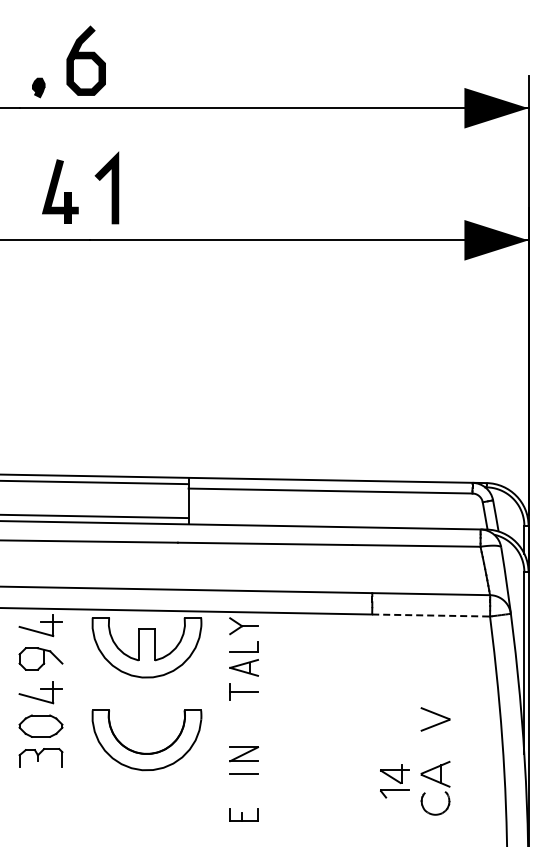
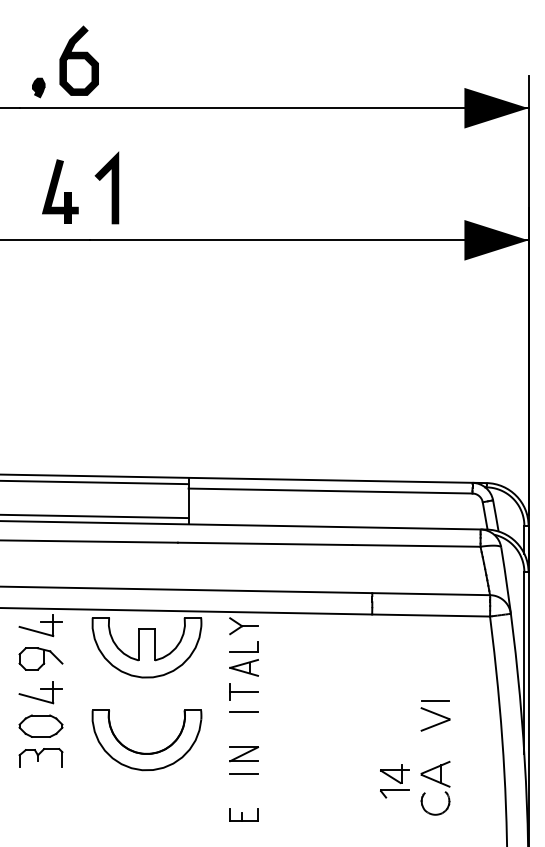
curve position: (85, 59) -> (78, 59) (78, 59)
line: dashed -> solid (431, 615)
line: none -> present (435, 700)
line: none -> present (244, 712)
